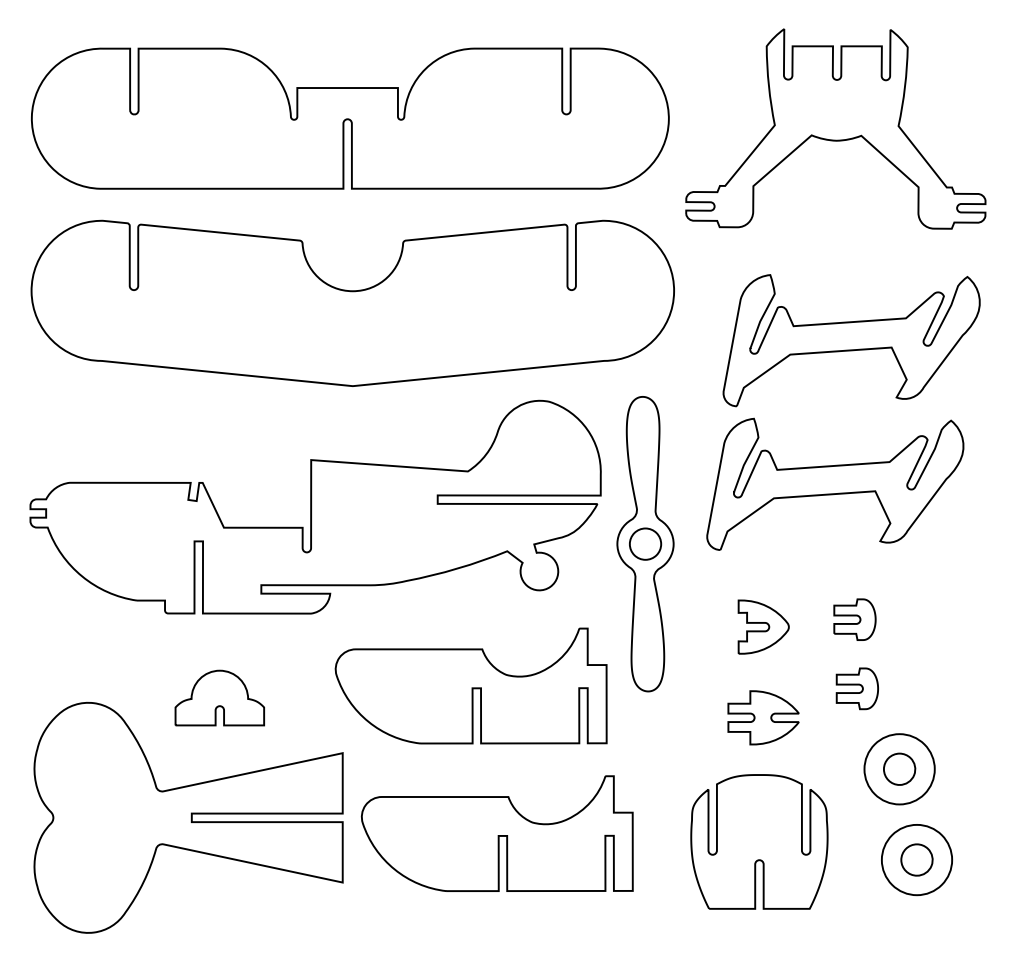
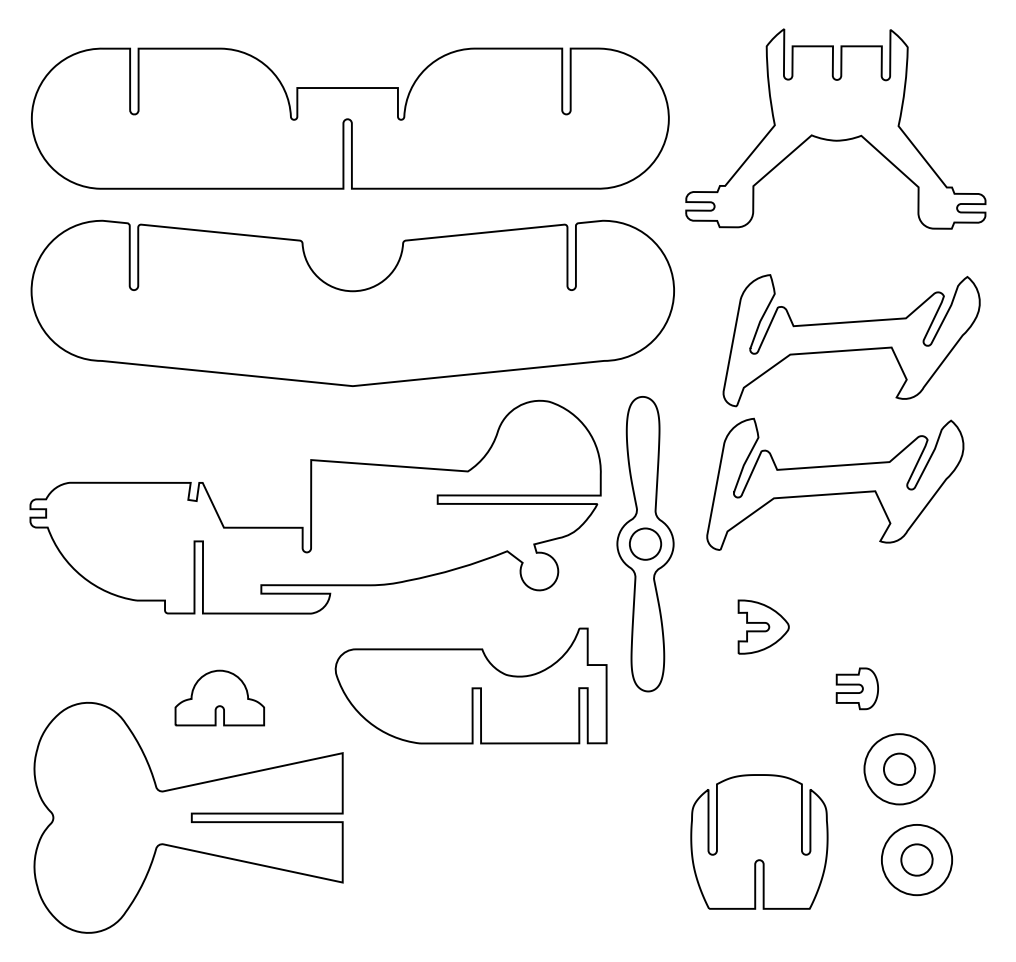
part: present -> none (854, 619)
part: present -> none (763, 717)
part: present -> none (496, 833)
